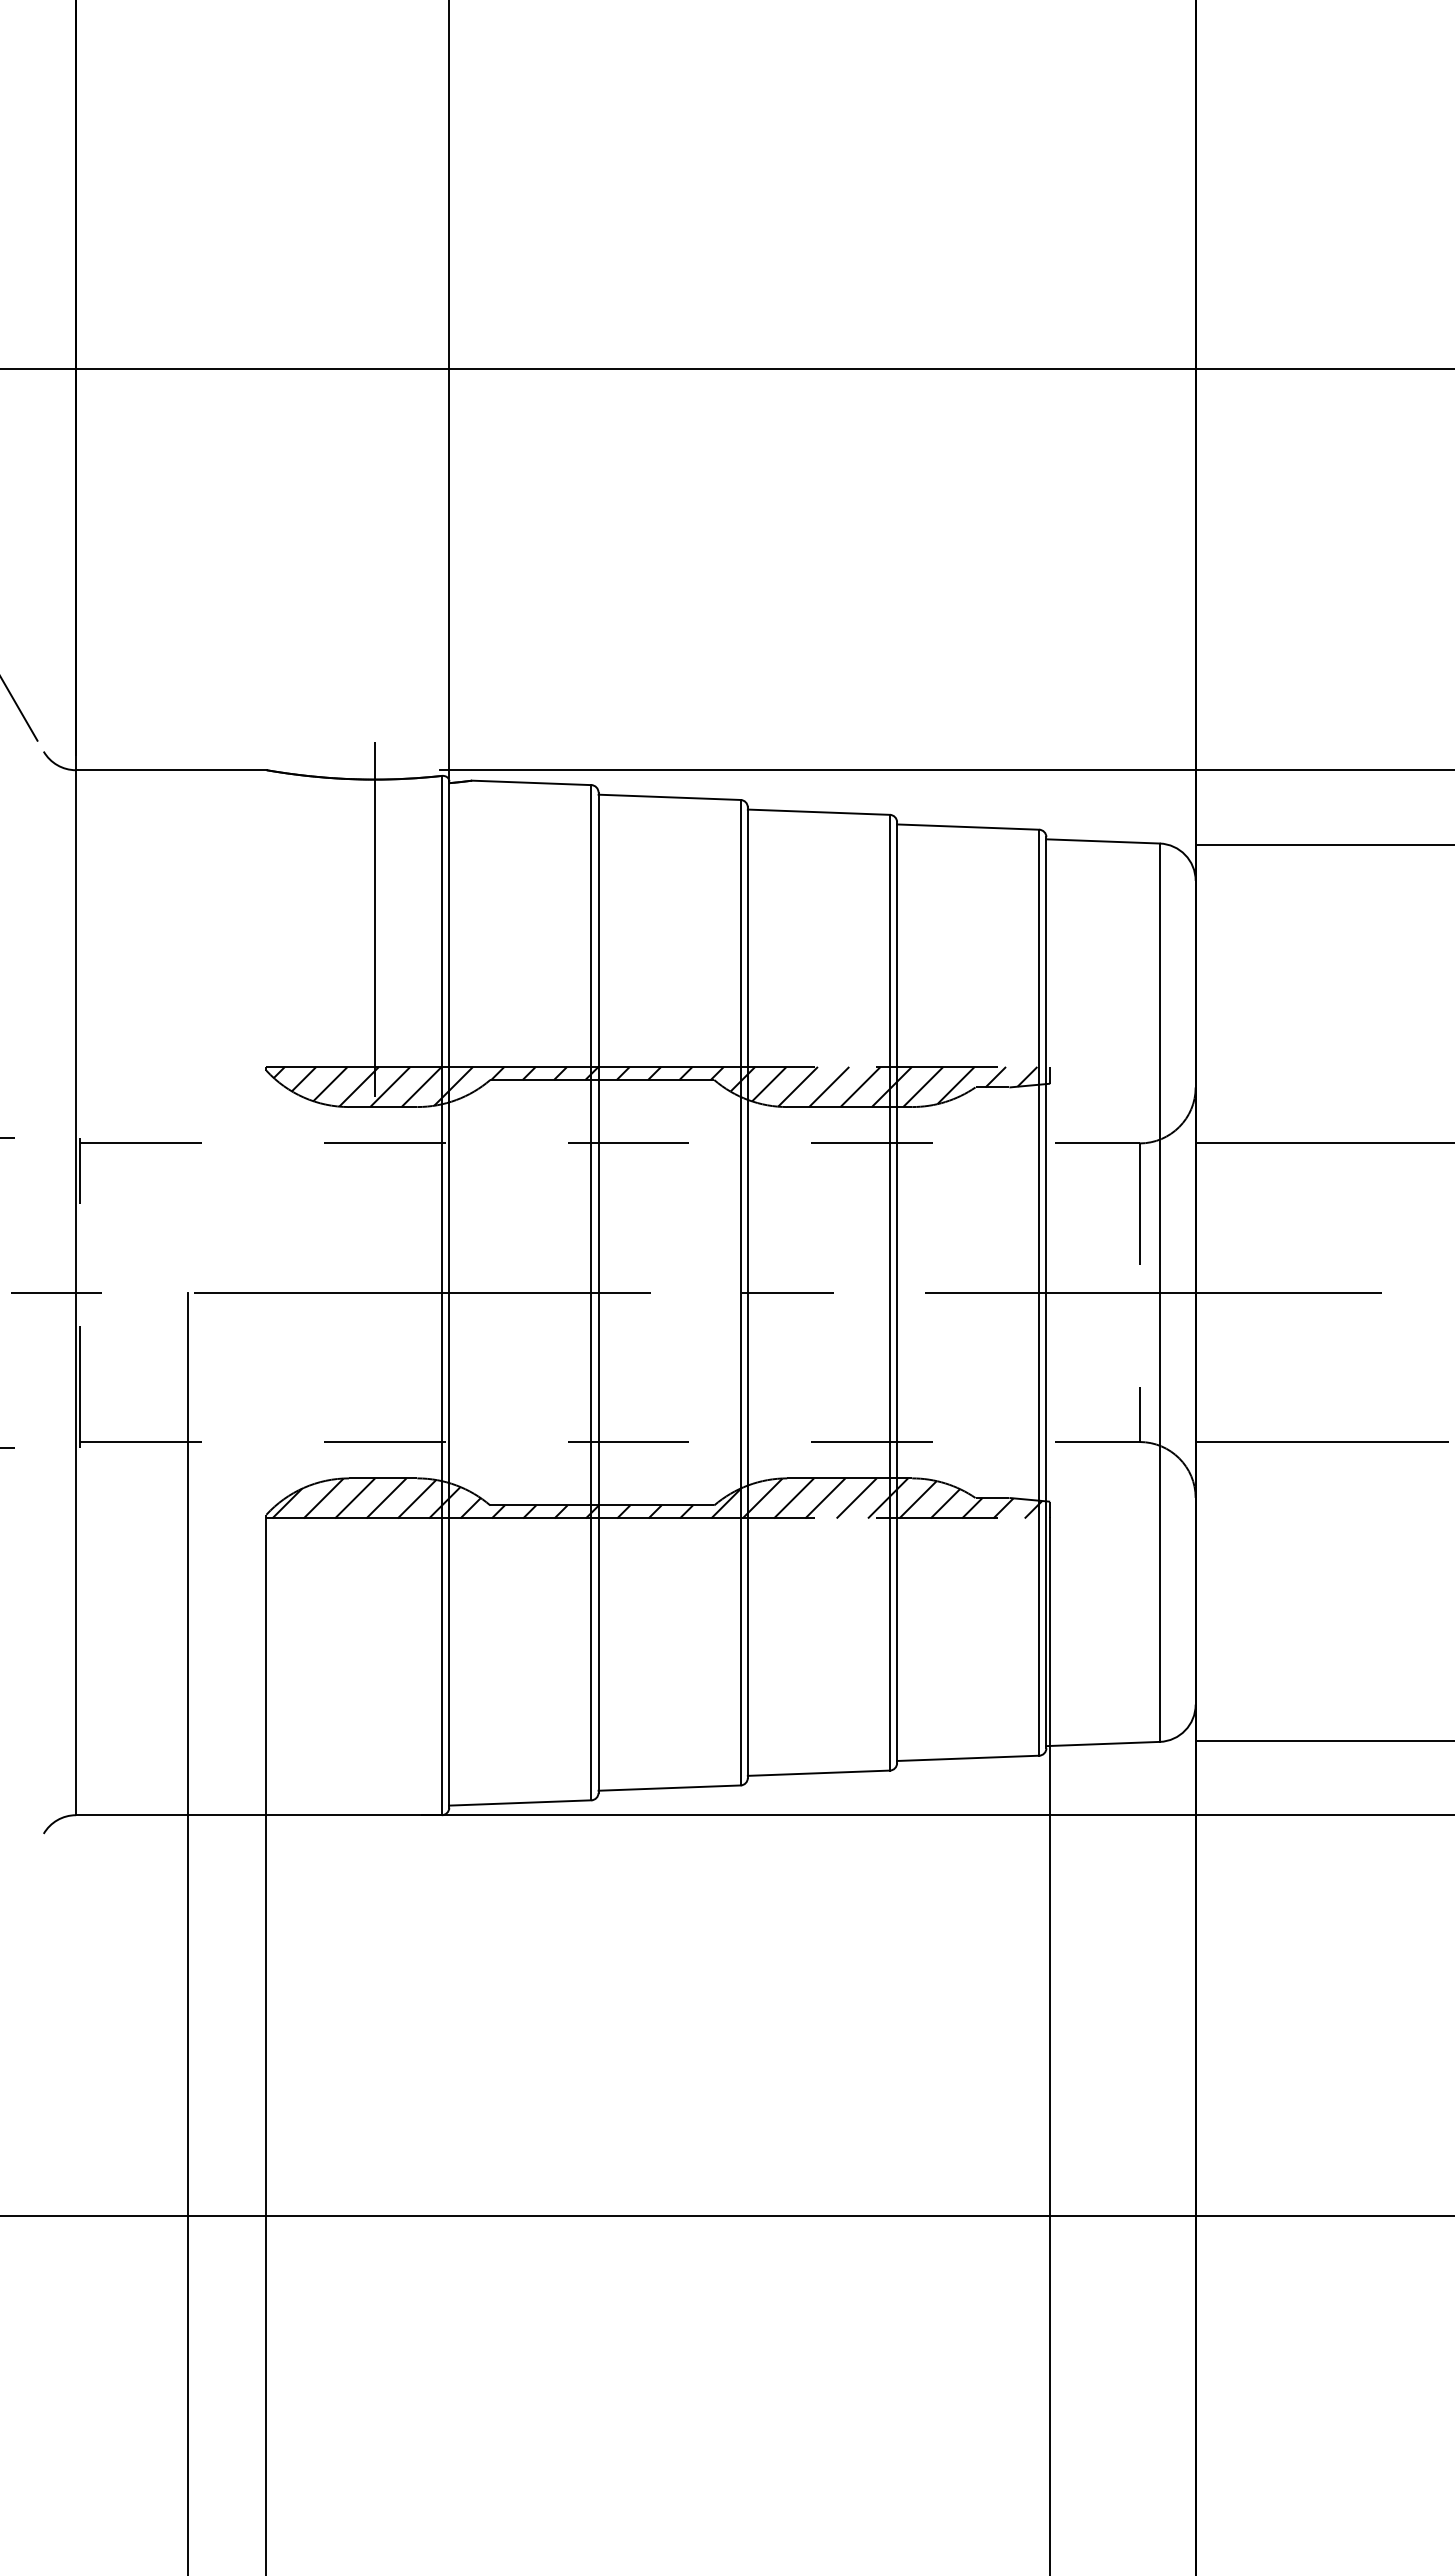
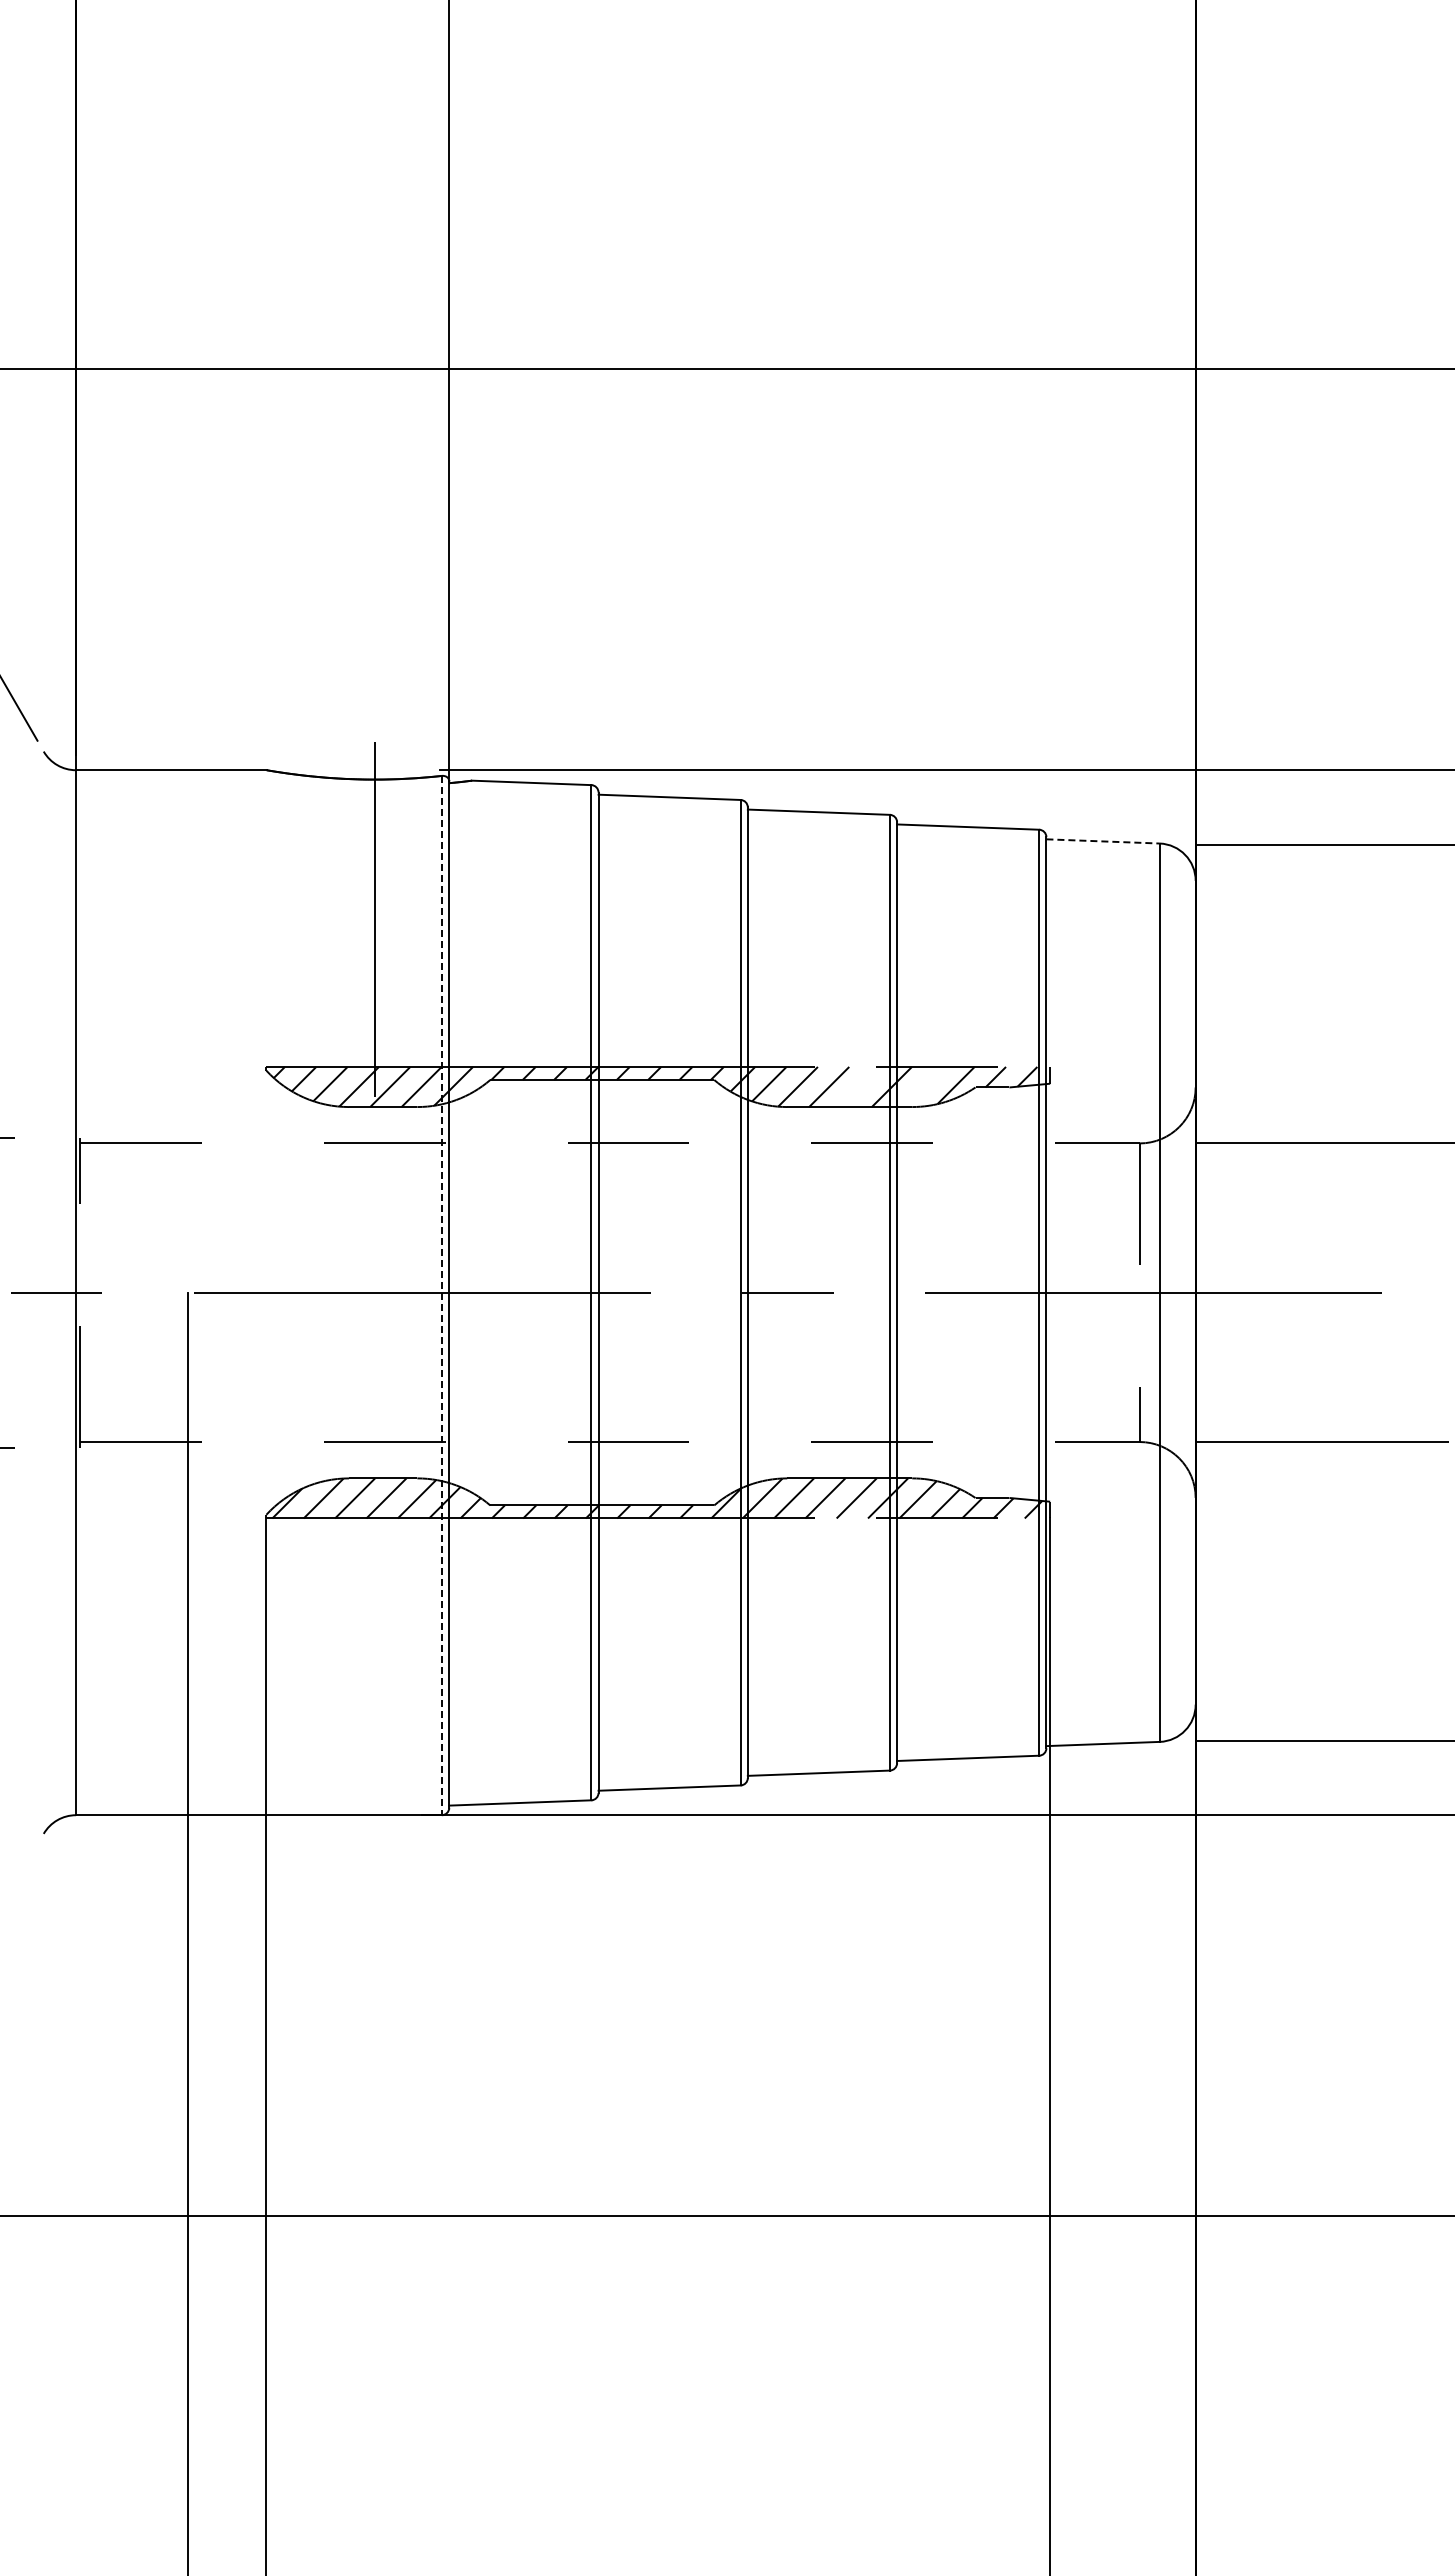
line: solid -> dashed (1103, 841)
line: present -> none (860, 1086)
line: present -> none (923, 1086)
line: solid -> dashed (441, 1295)
